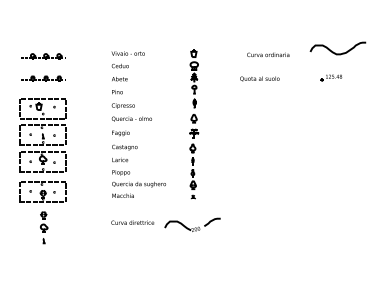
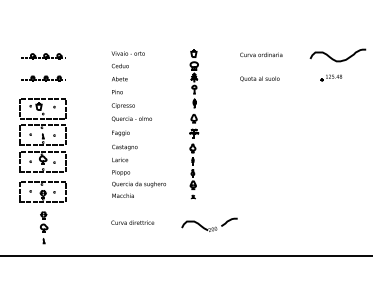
curve position: (335, 52) -> (335, 59) (335, 59)
text position: (268, 54) -> (261, 54) (261, 54)
part position: (192, 224) -> (209, 224) (209, 224)
line: none -> present (185, 255)
